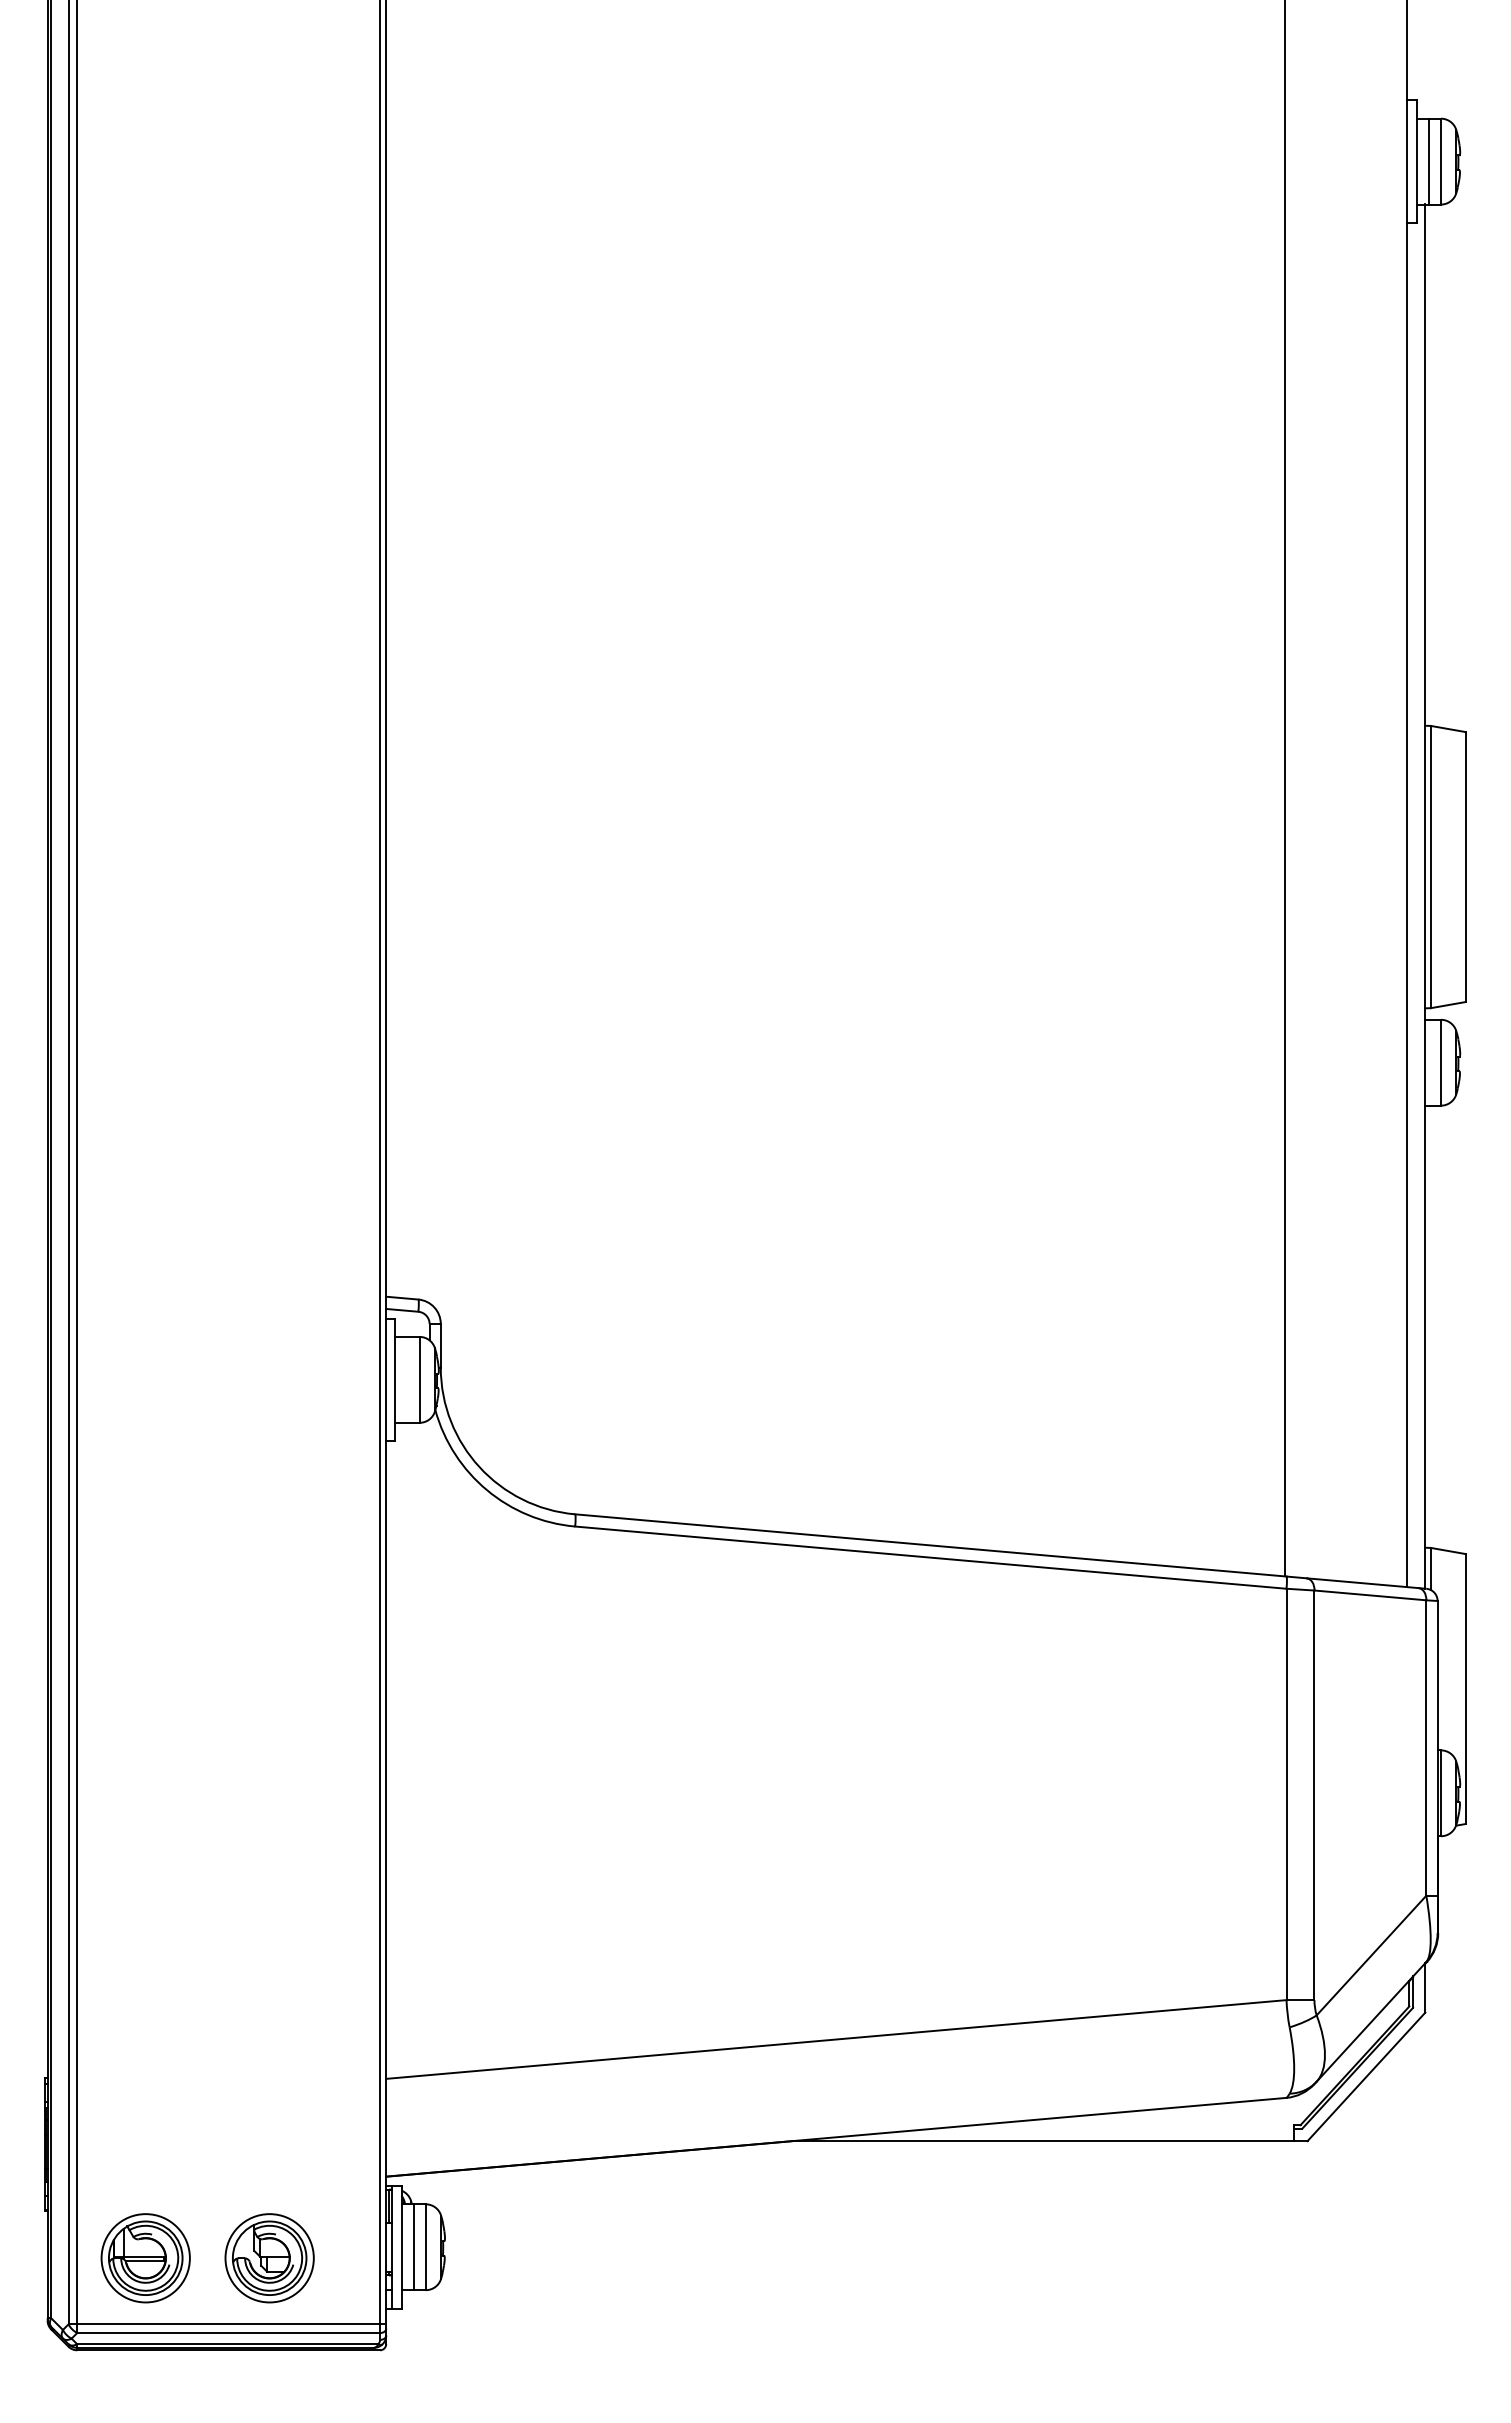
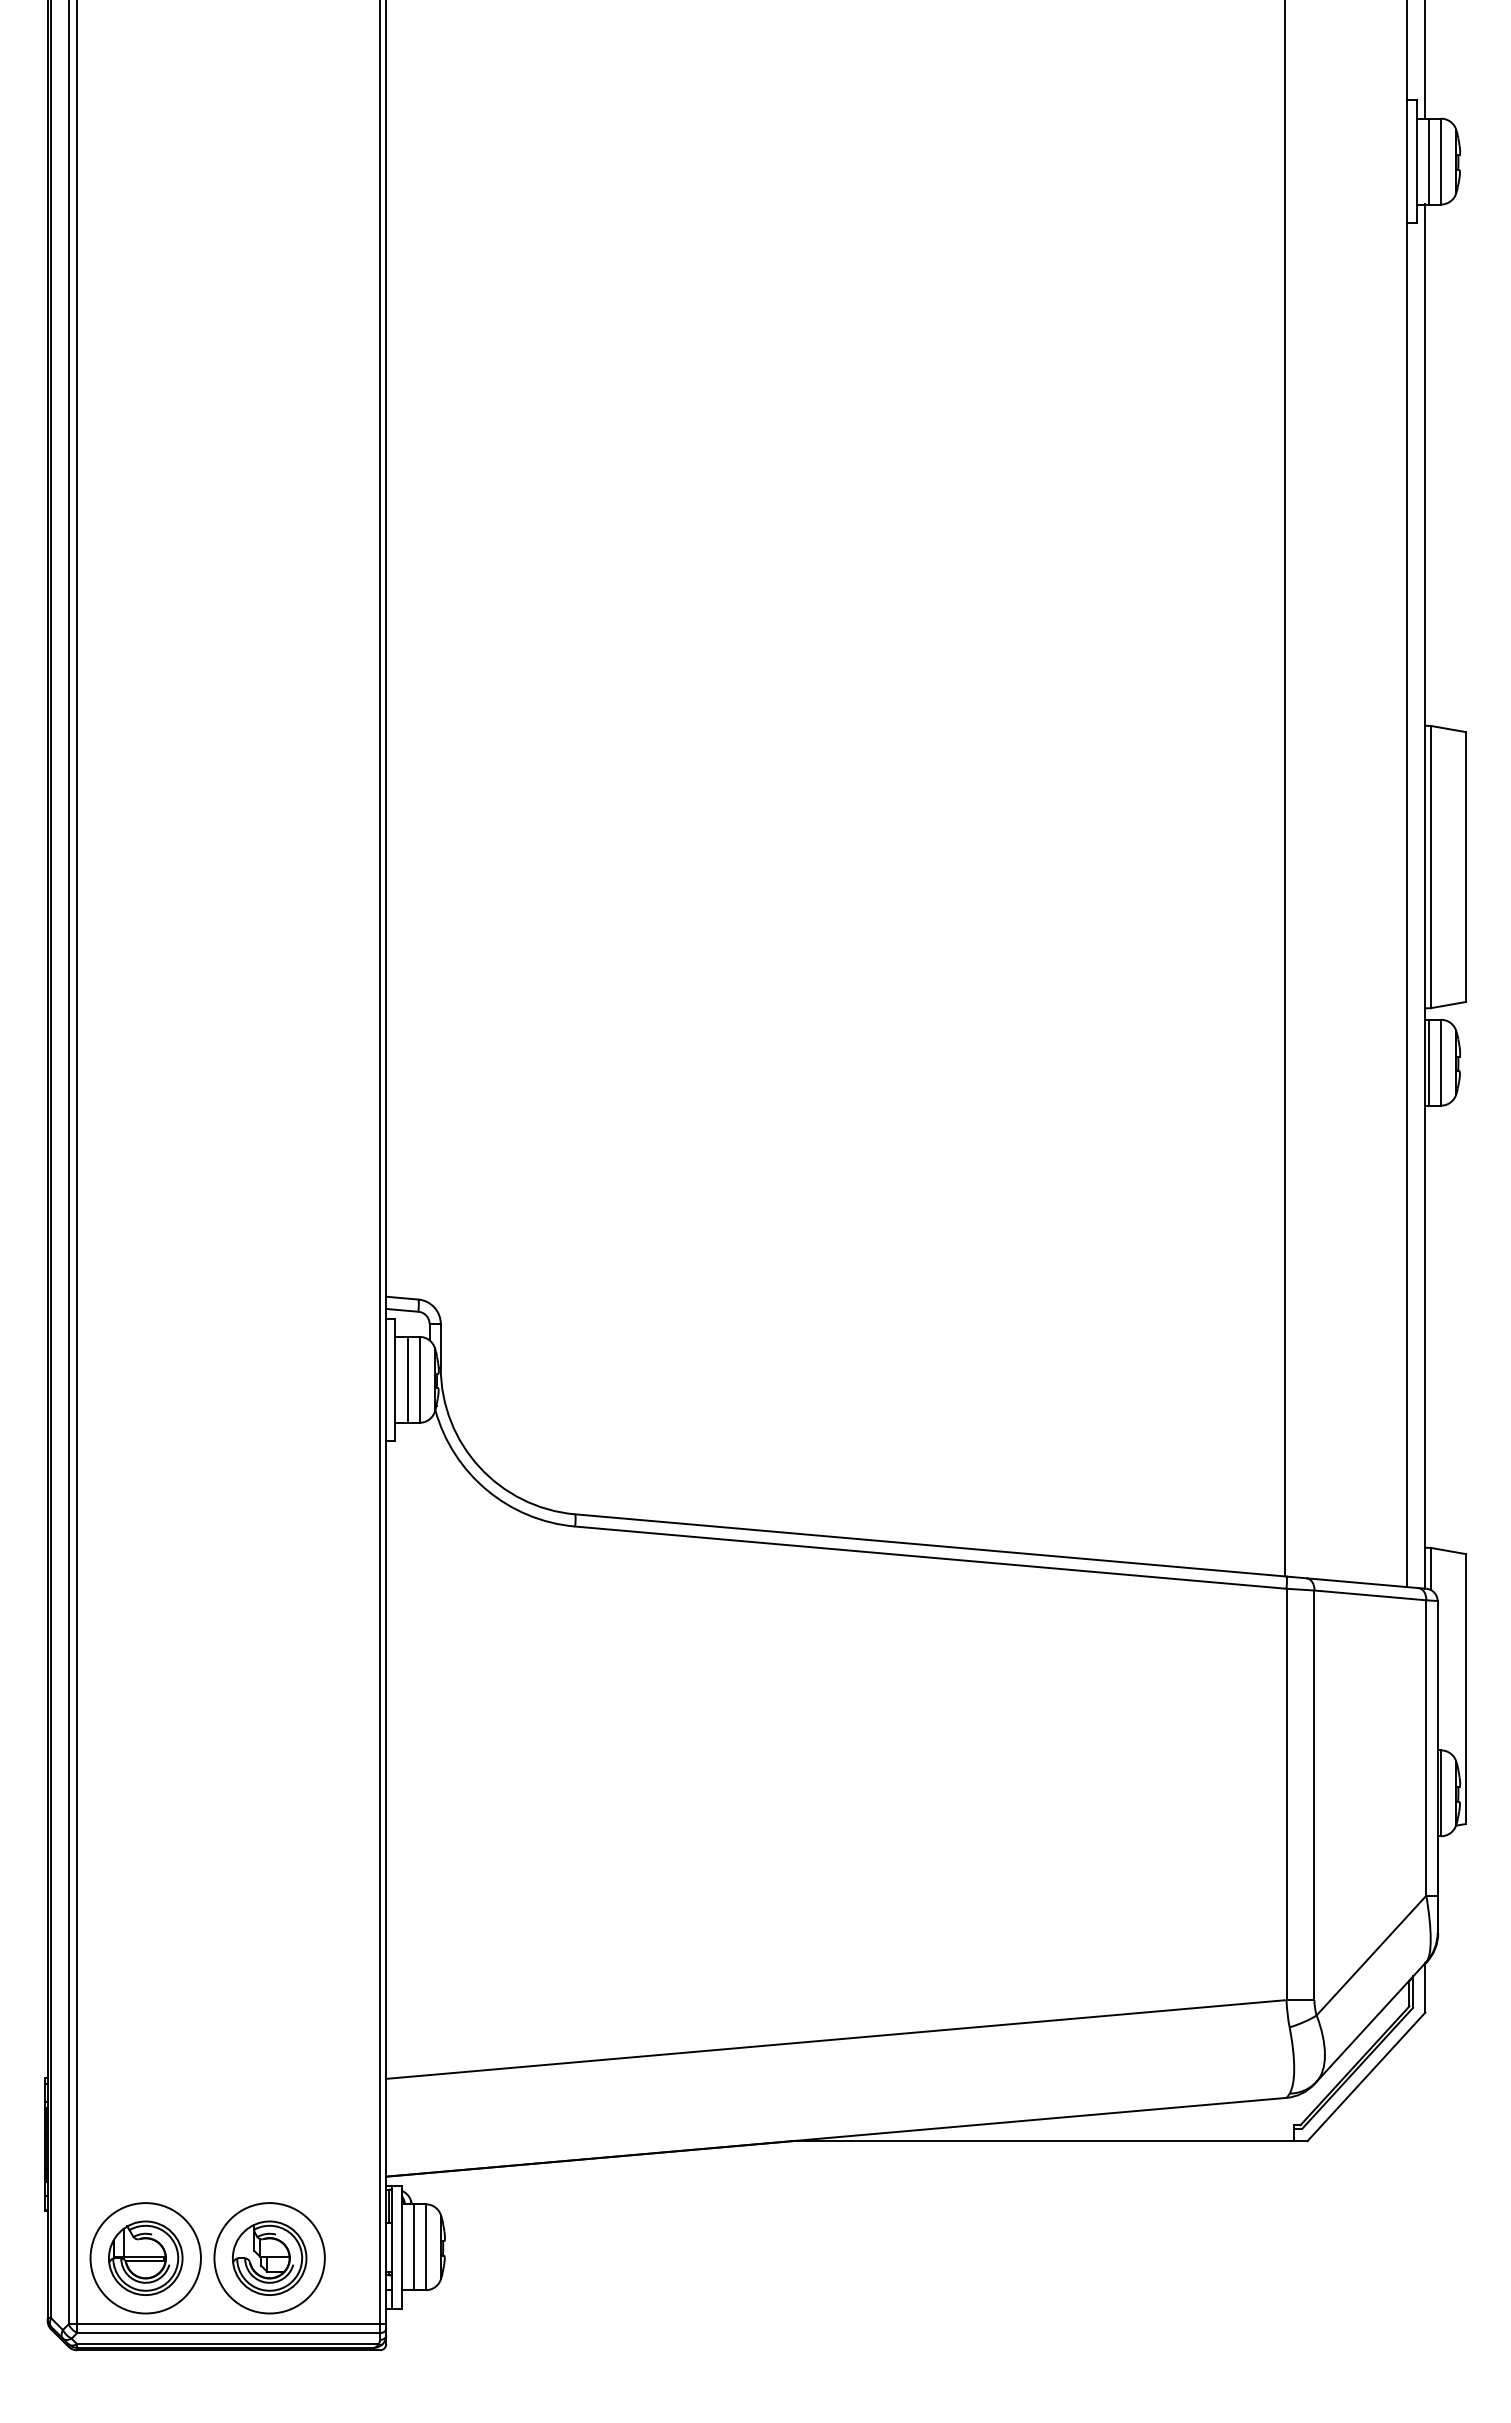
line: none -> present (1425, 60)
line: none -> present (1429, 1062)
line: none -> present (407, 1379)
circle diameter: 88 px -> 110 px (145, 2258)
circle diameter: 88 px -> 110 px (269, 2258)
